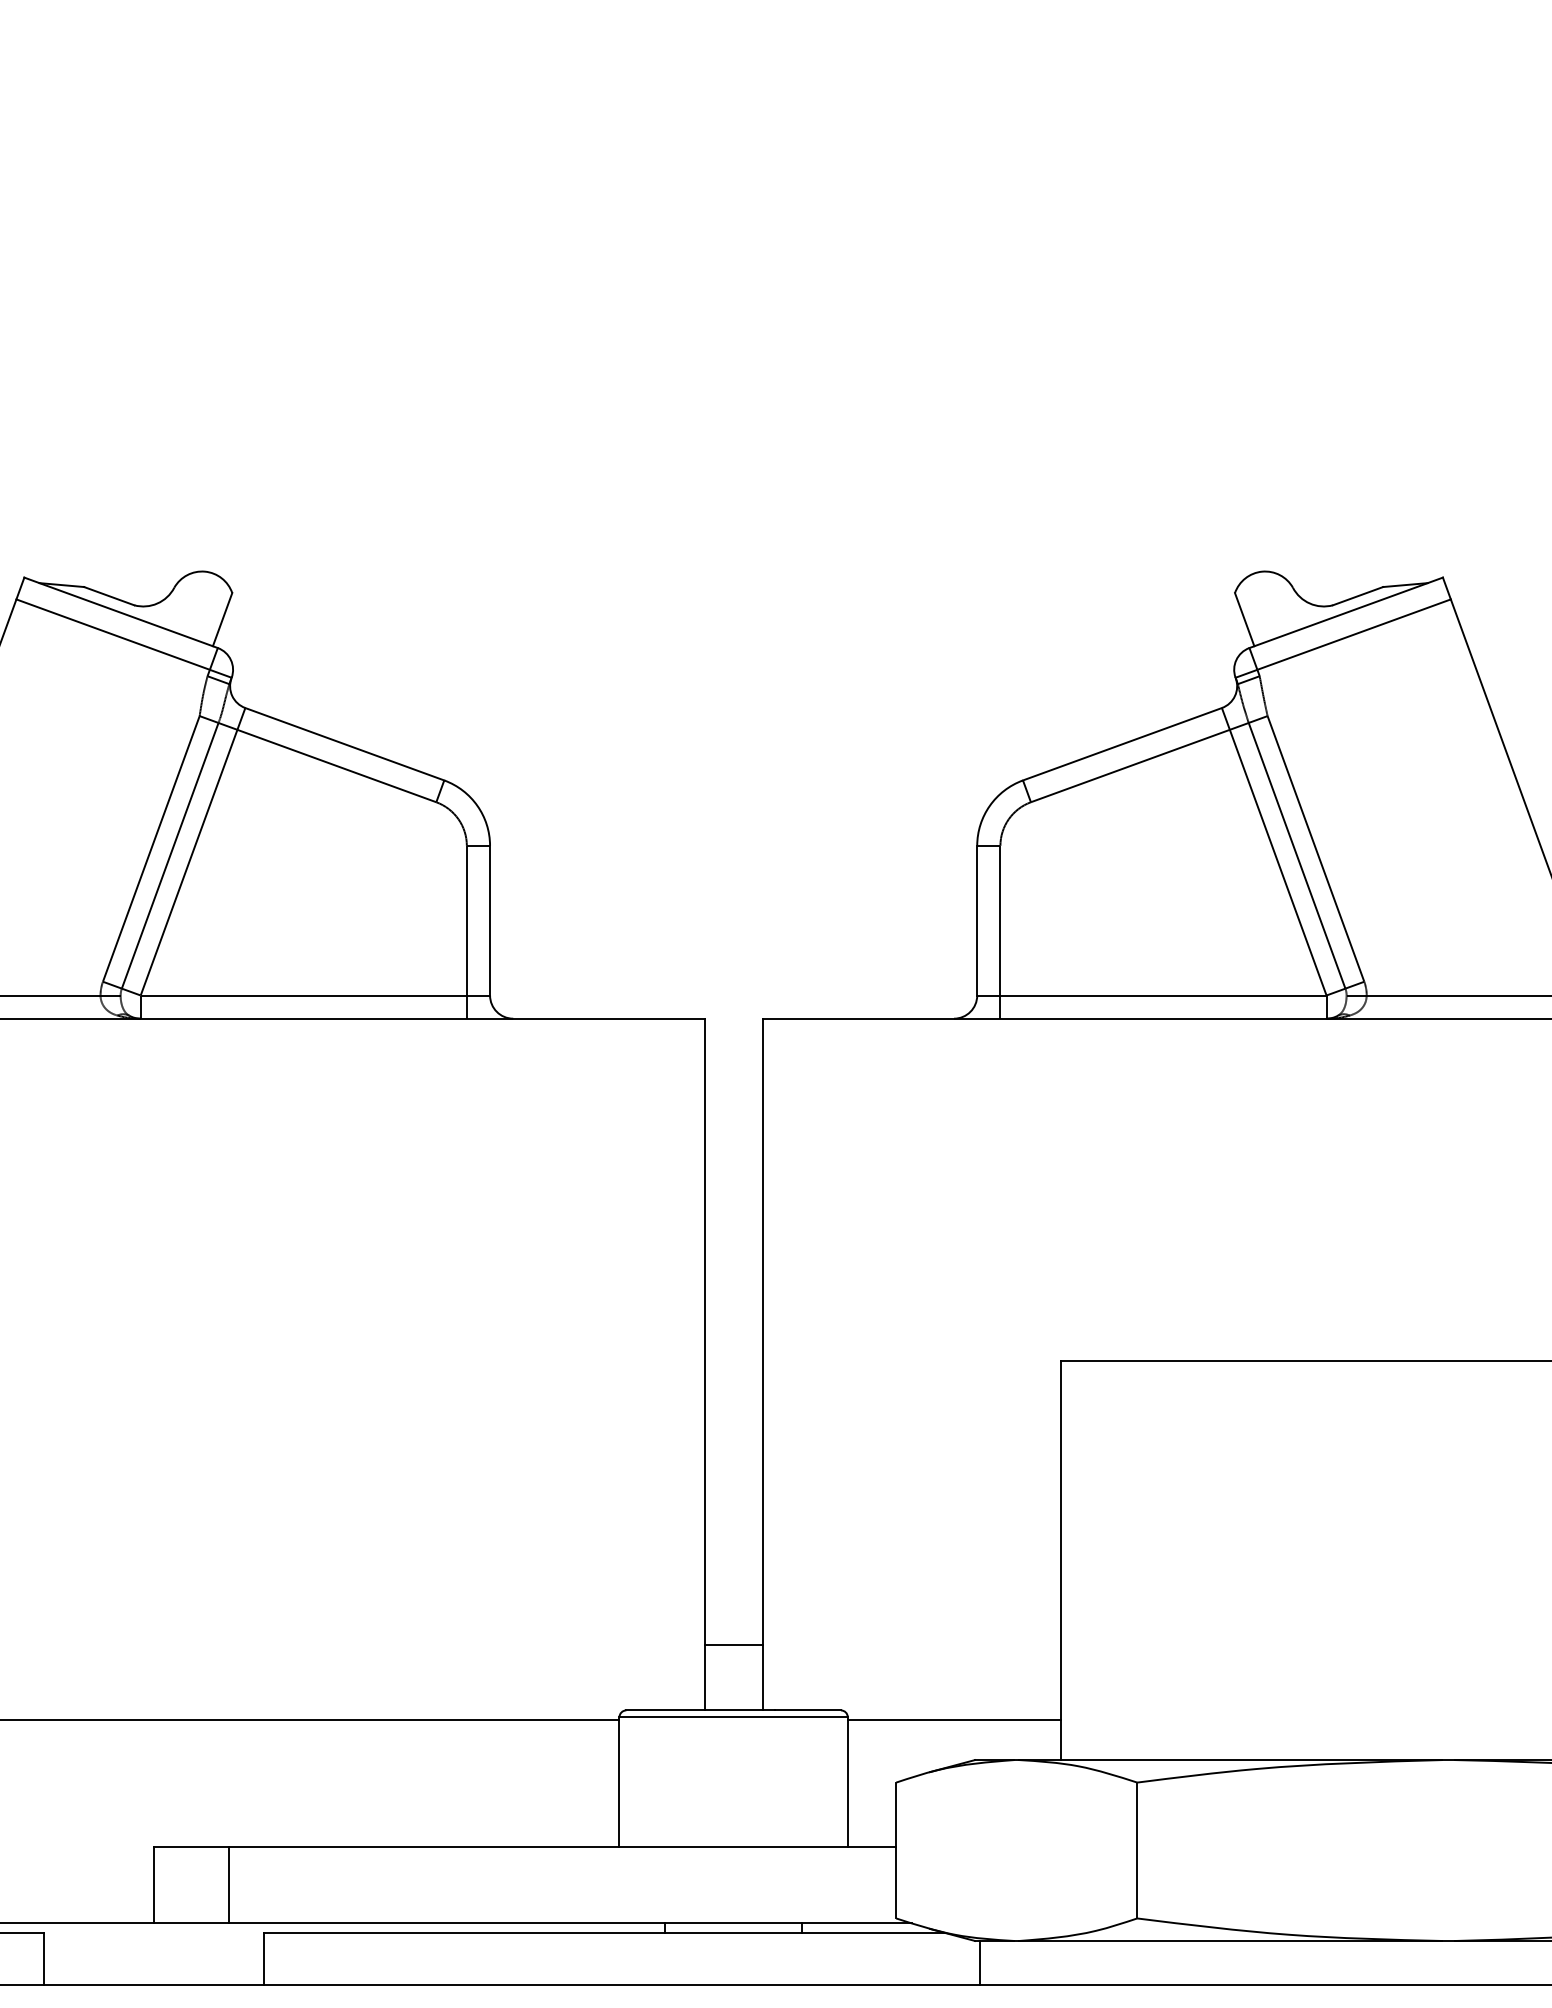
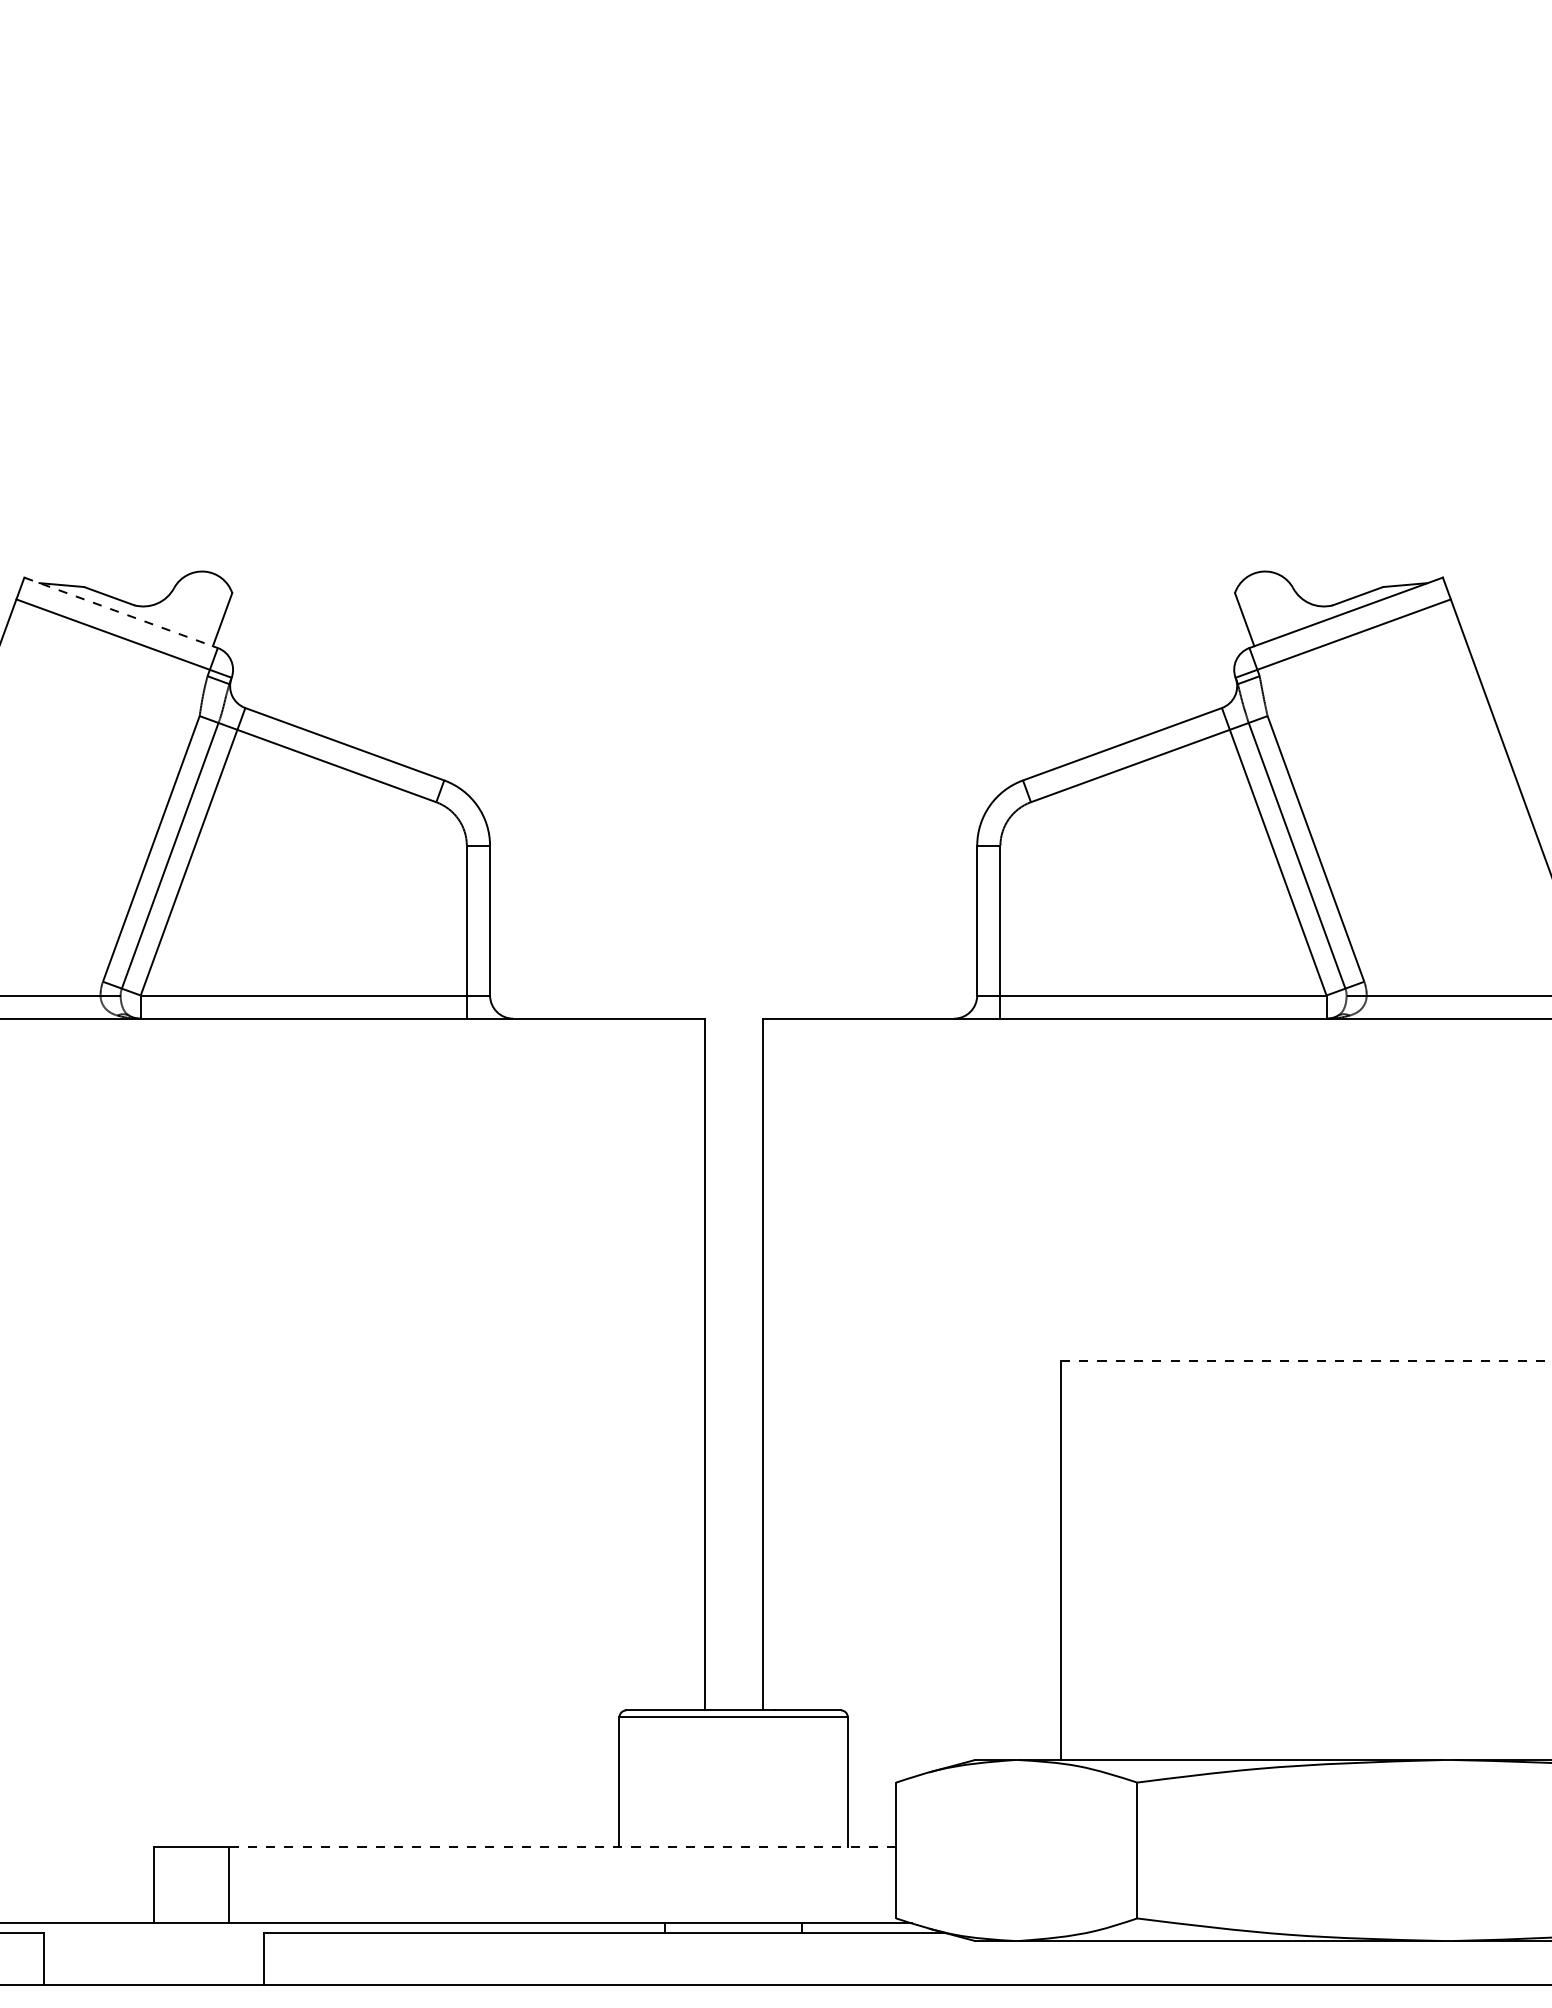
line: solid -> dashed (121, 612)
line: solid -> dashed (1306, 1361)
line: present -> none (733, 1644)
line: present -> none (310, 1719)
line: present -> none (953, 1719)
line: solid -> dashed (562, 1847)
line: present -> none (979, 1962)
